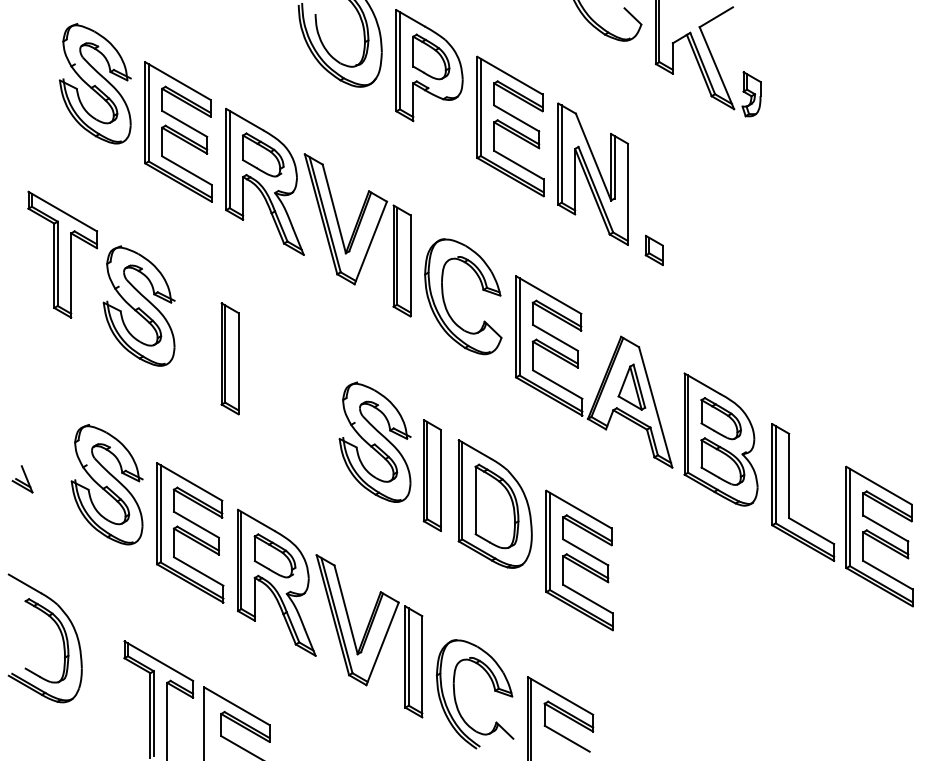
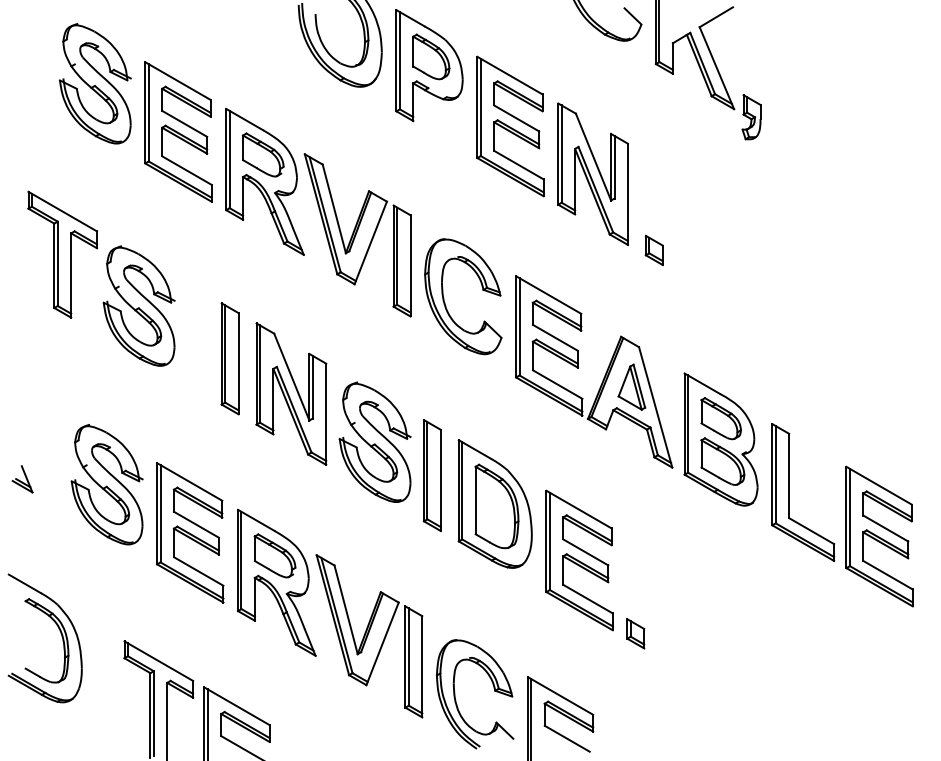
part position: (751, 94) -> (751, 117) (751, 117)
part: none -> present (291, 393)
part: none -> present (635, 633)
line: none -> present (207, 723)
